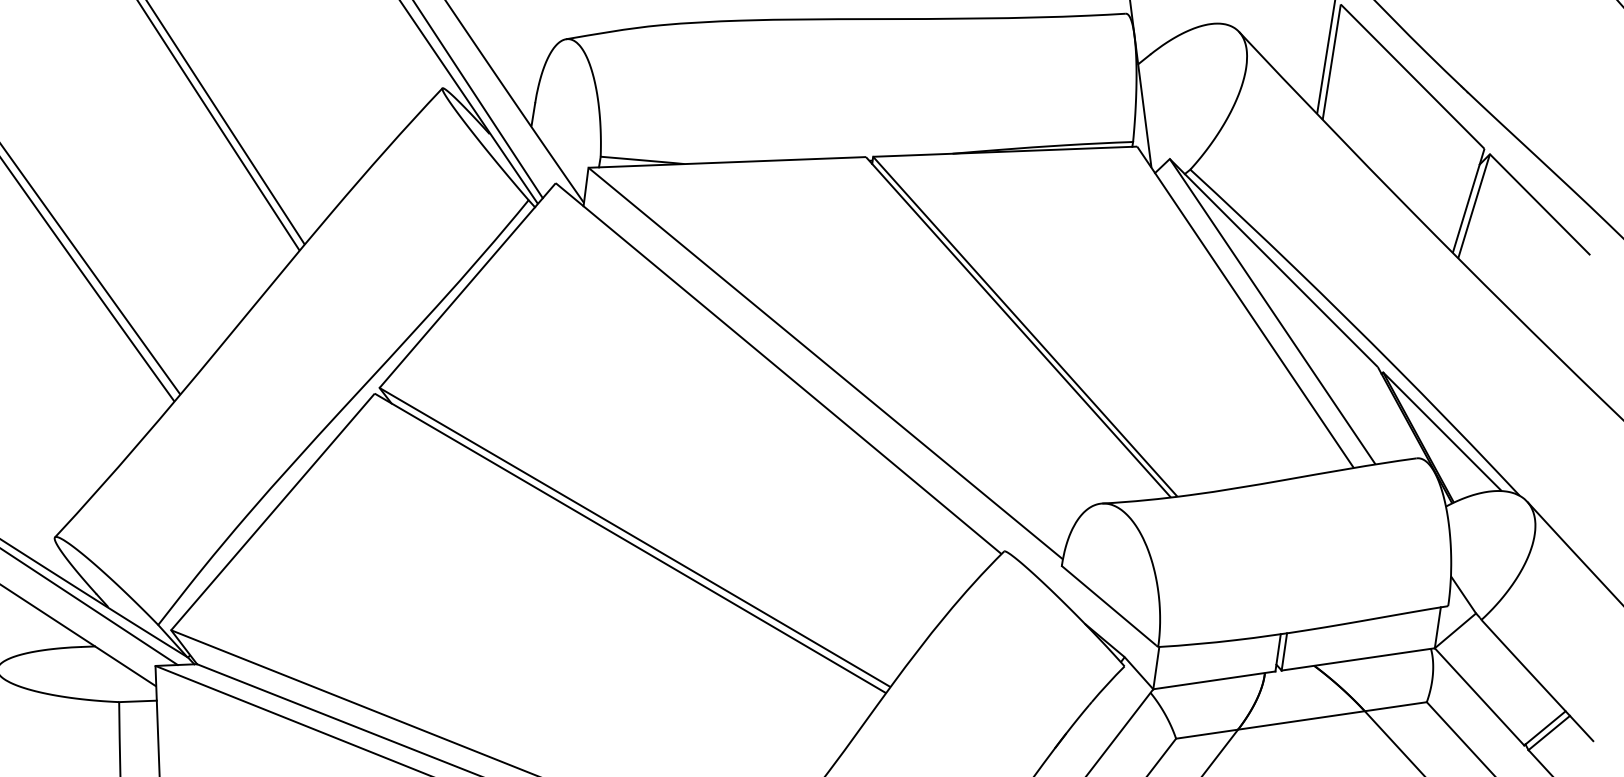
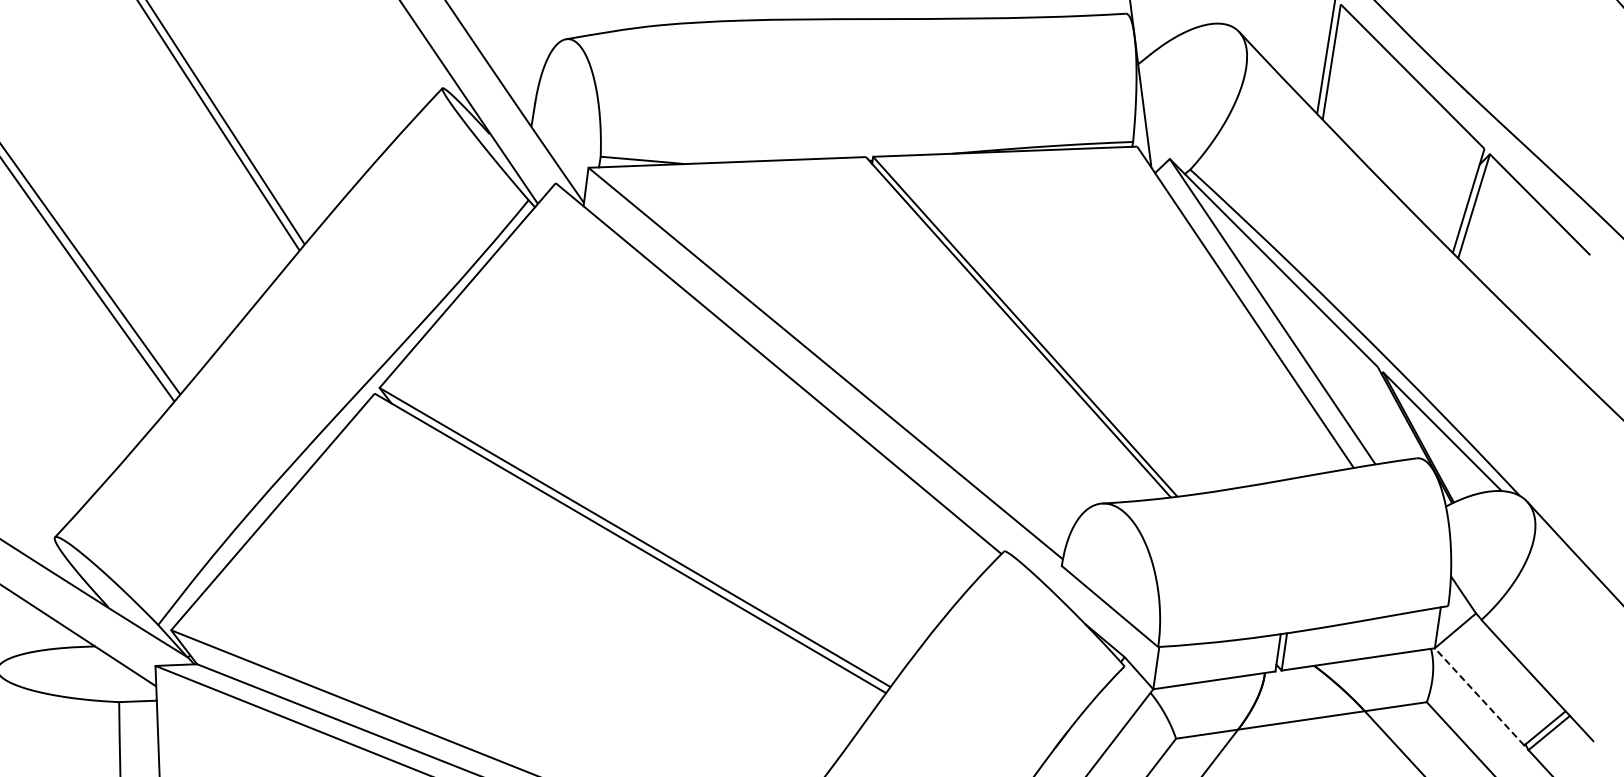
line: present -> none (478, 100)
line: present -> none (89, 607)
line: solid -> dashed (1479, 696)
